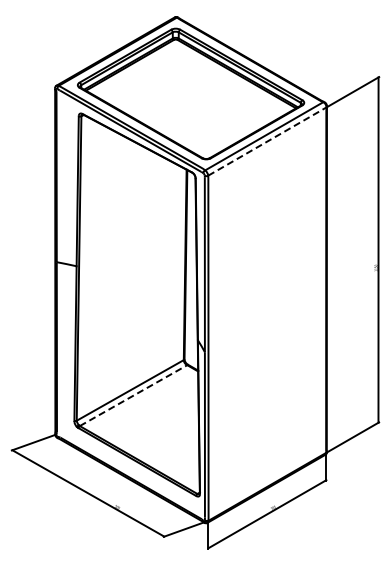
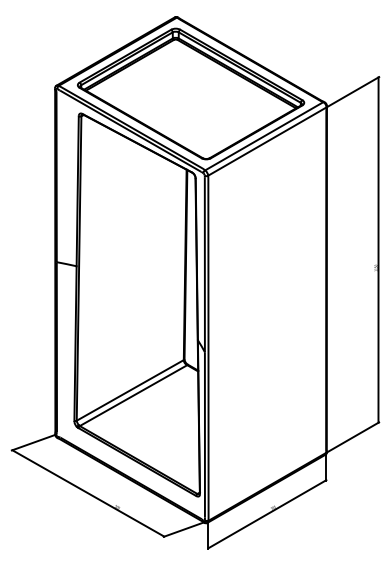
line: dashed -> solid (267, 141)
line: dashed -> solid (133, 395)
